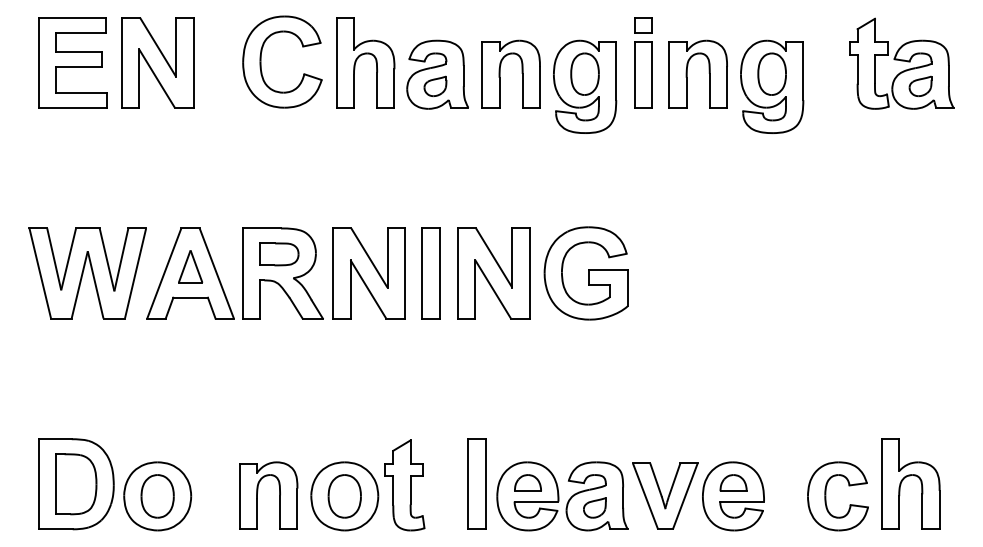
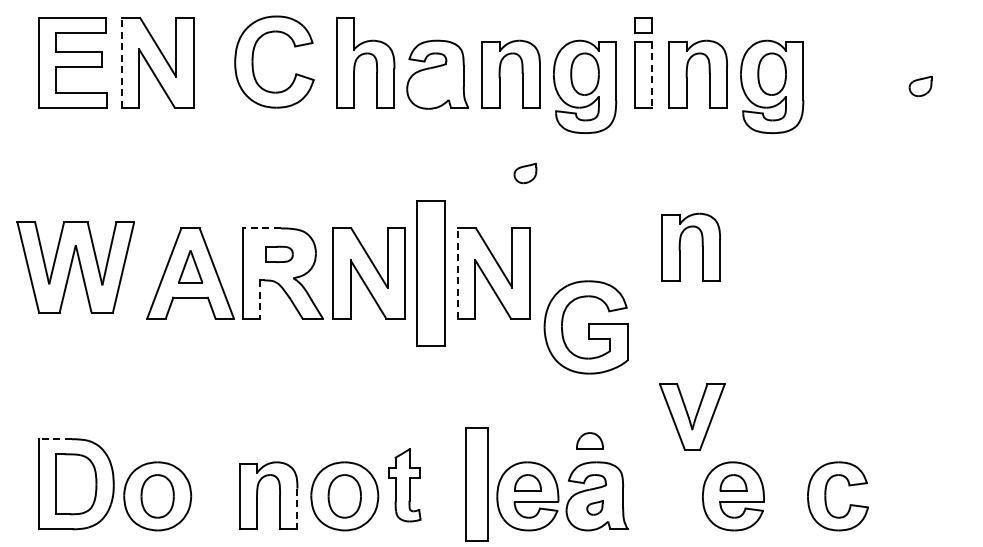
part position: (261, 61) -> (253, 61) (253, 61)
line: solid -> dashed (121, 62)
part: present -> none (901, 63)
line: solid -> dashed (652, 74)
part position: (435, 85) -> (525, 172) (525, 172)
line: solid -> dashed (262, 228)
part: none -> present (680, 246)
part size: 41x25 px -> 29x18 px (279, 253)
part position: (87, 273) -> (75, 267) (75, 267)
part size: 20x93 px -> 30x147 px (430, 273)
line: solid -> dashed (458, 273)
part position: (585, 273) -> (585, 327) (585, 327)
line: solid -> dashed (260, 299)
line: solid -> dashed (55, 439)
part: none -> present (589, 440)
part: present -> none (910, 476)
part size: 20x92 px -> 24x115 px (476, 484)
part size: 42x93 px -> 34x75 px (404, 485)
part position: (665, 495) -> (692, 416) (692, 416)
part size: 24x22 px -> 18x16 px (594, 507)
line: solid -> dashed (297, 509)
